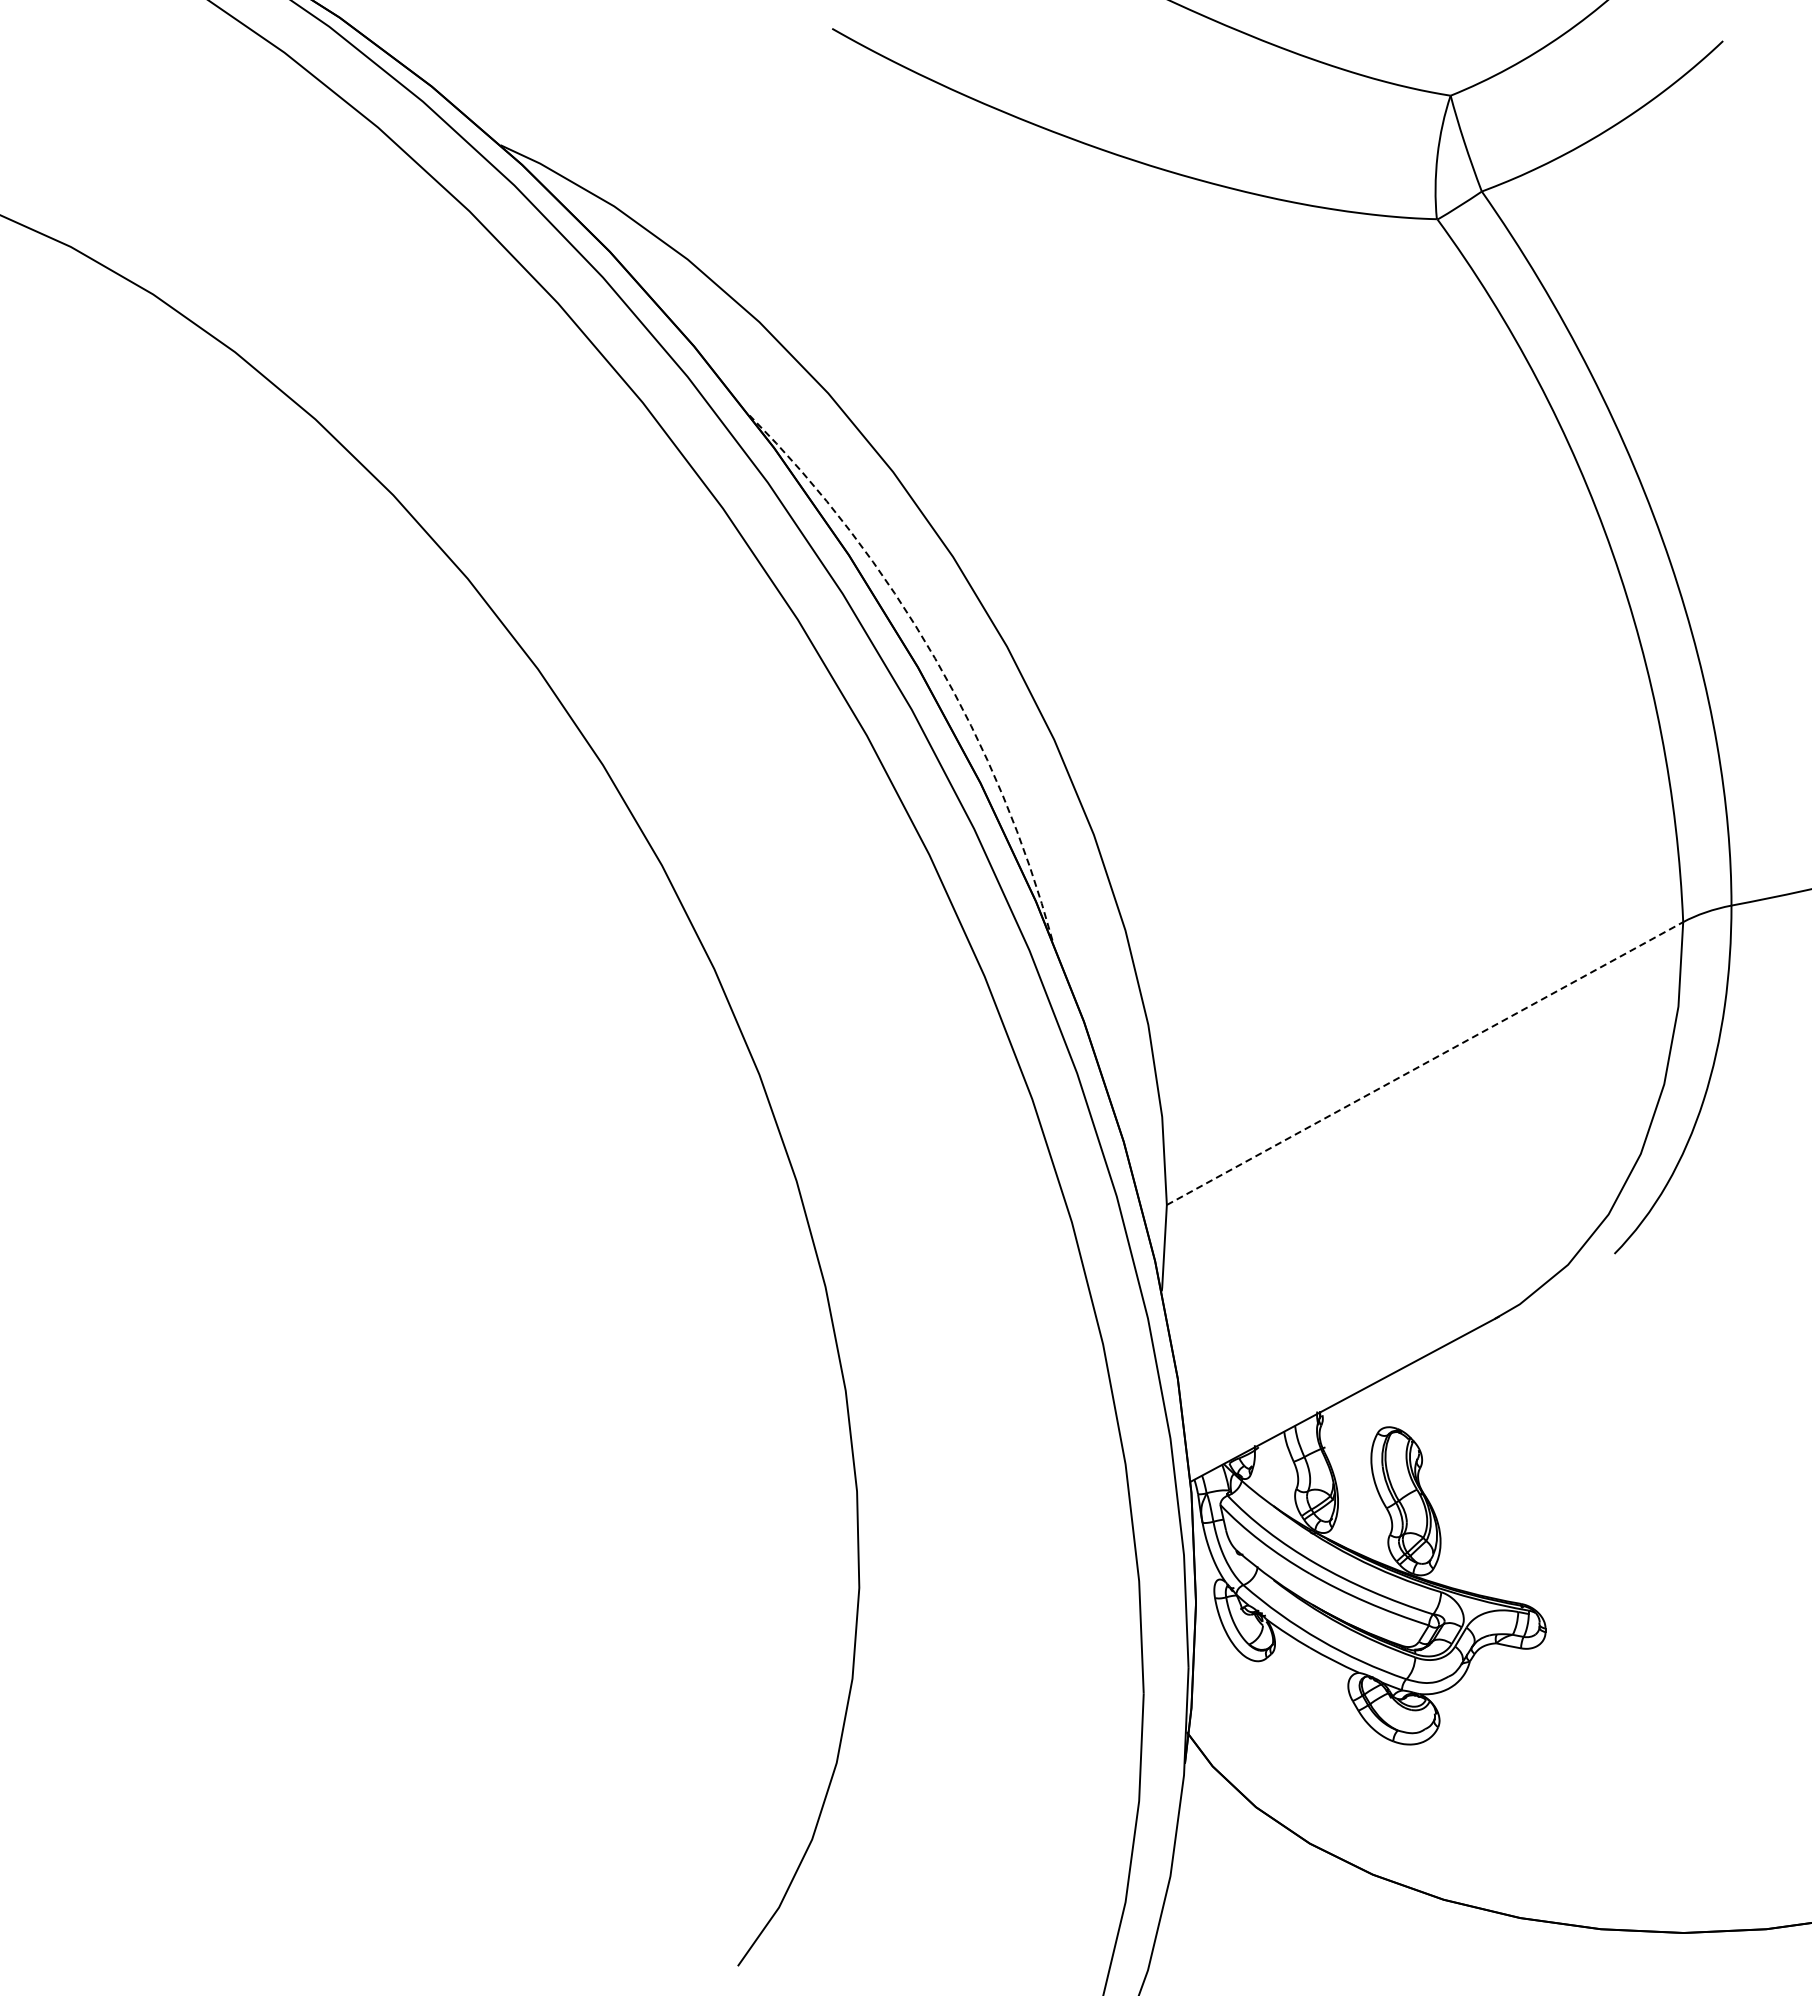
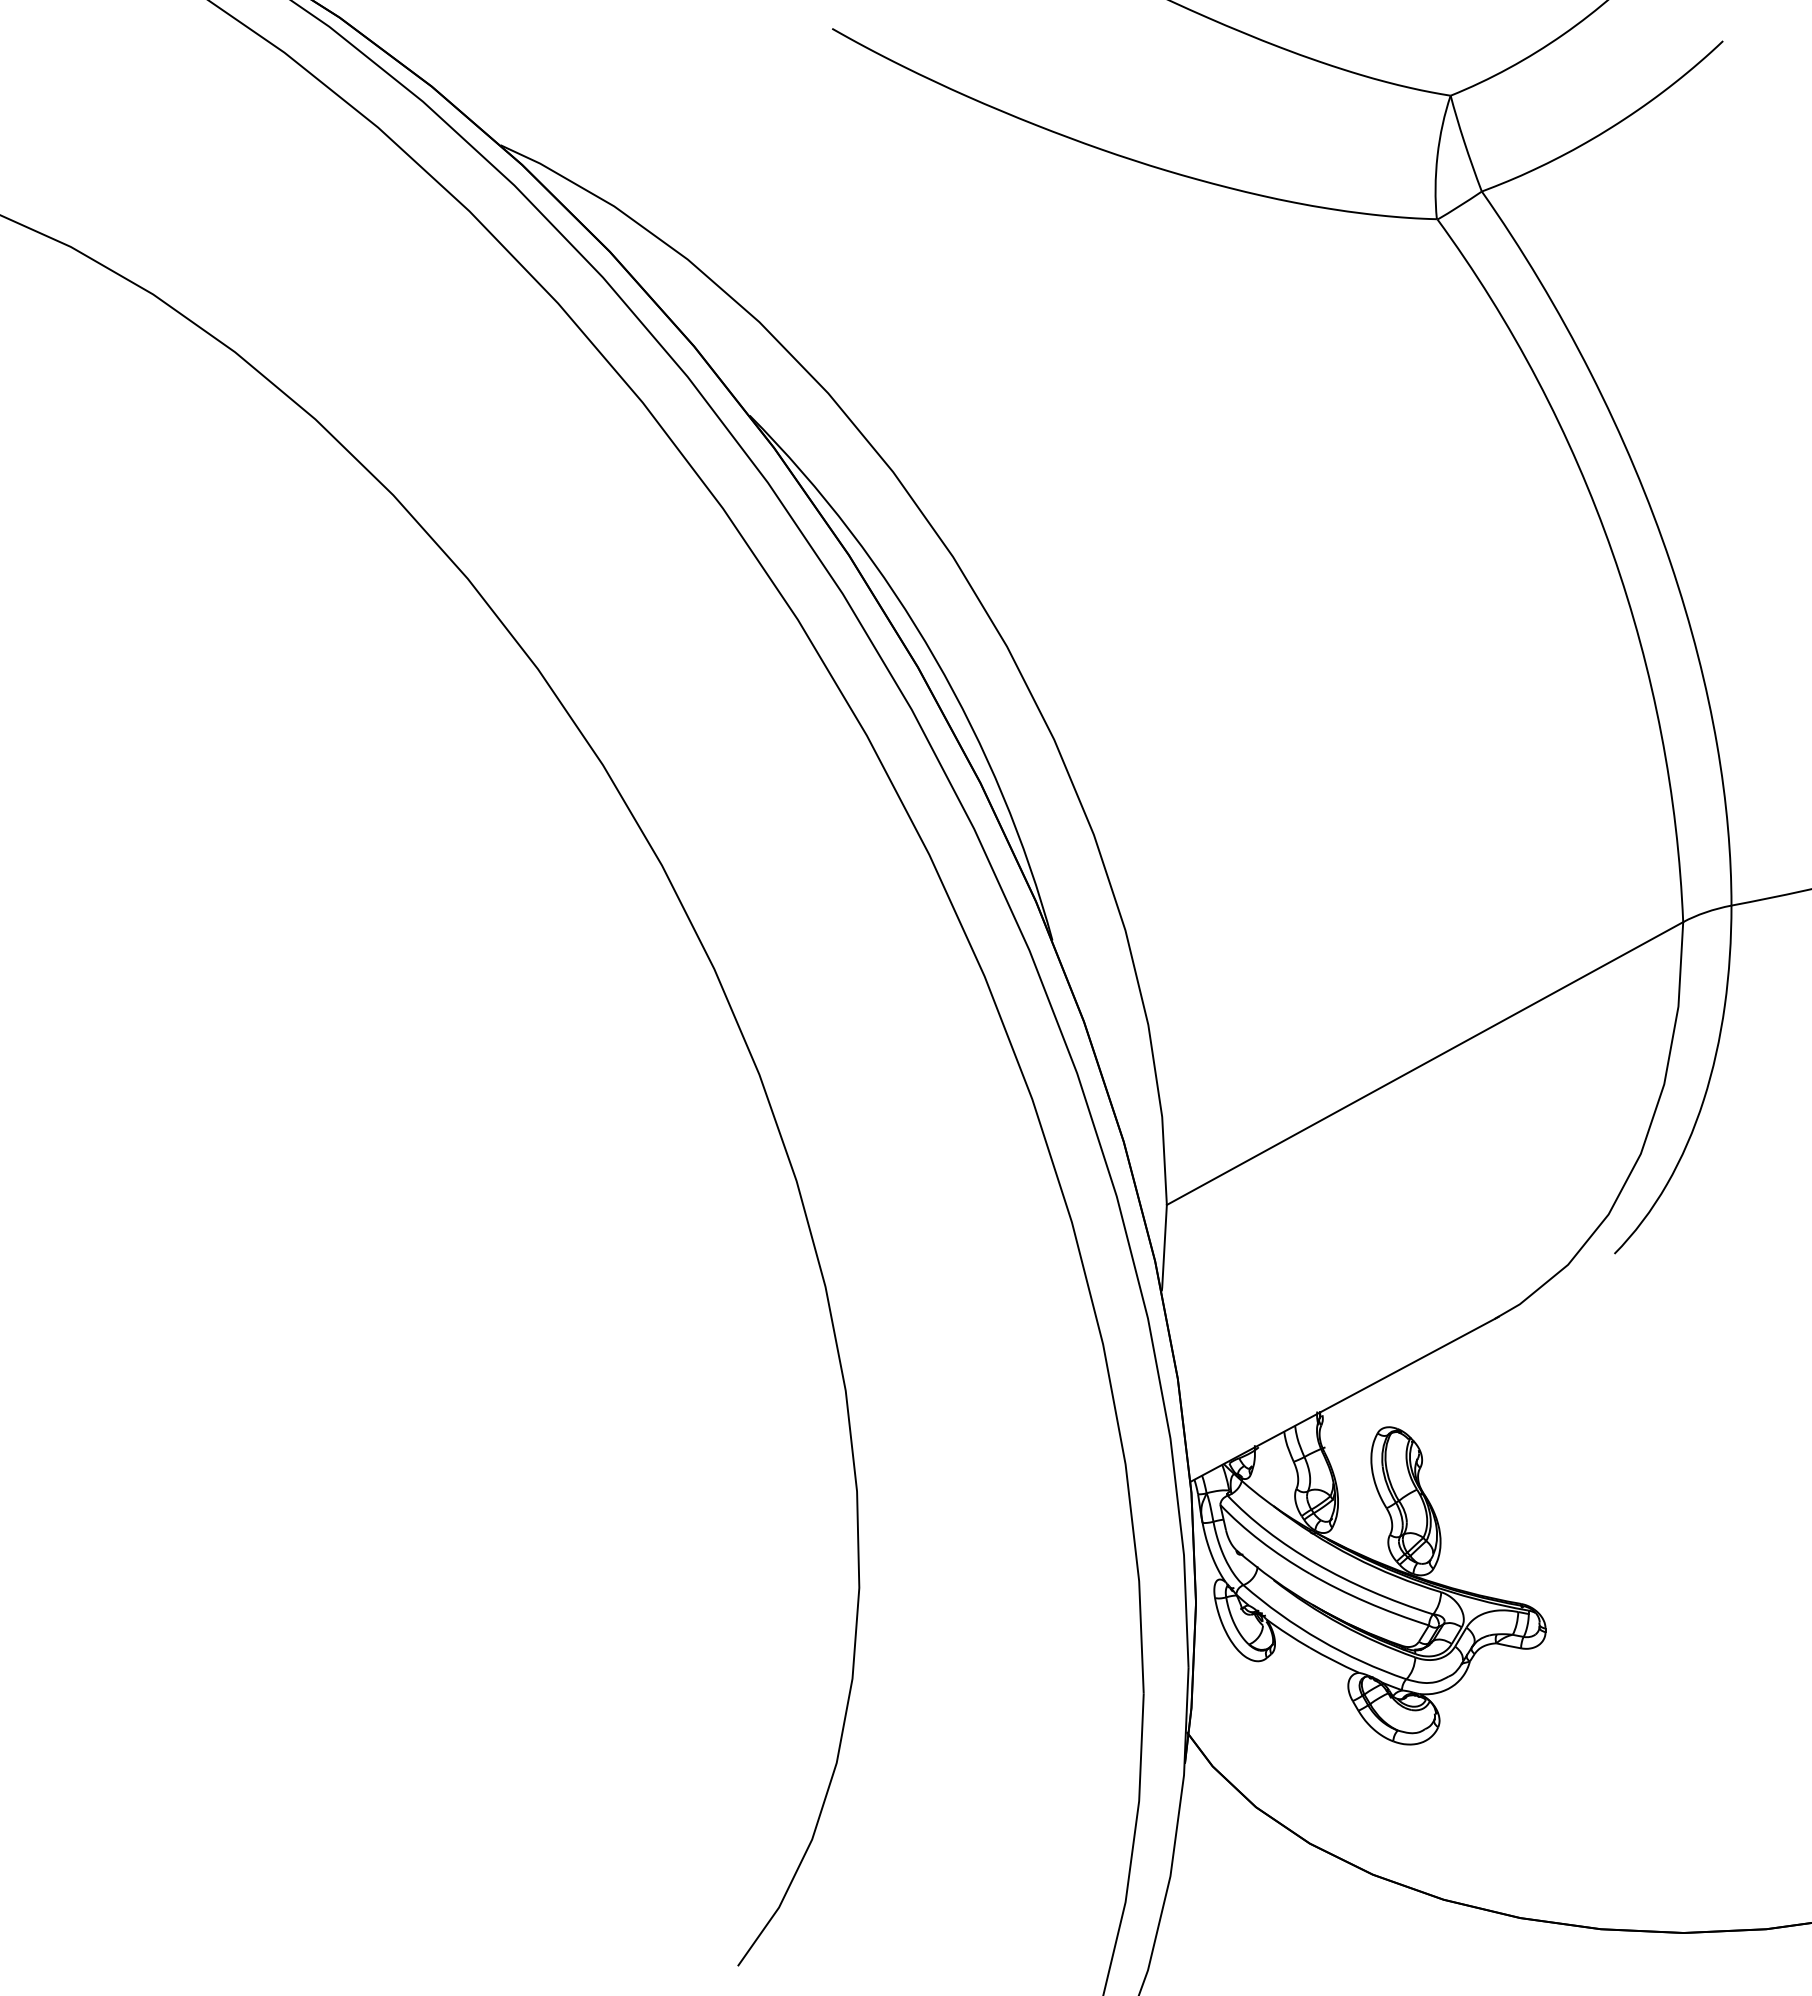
arc: dashed -> solid (935, 658)
line: dashed -> solid (1425, 1063)
